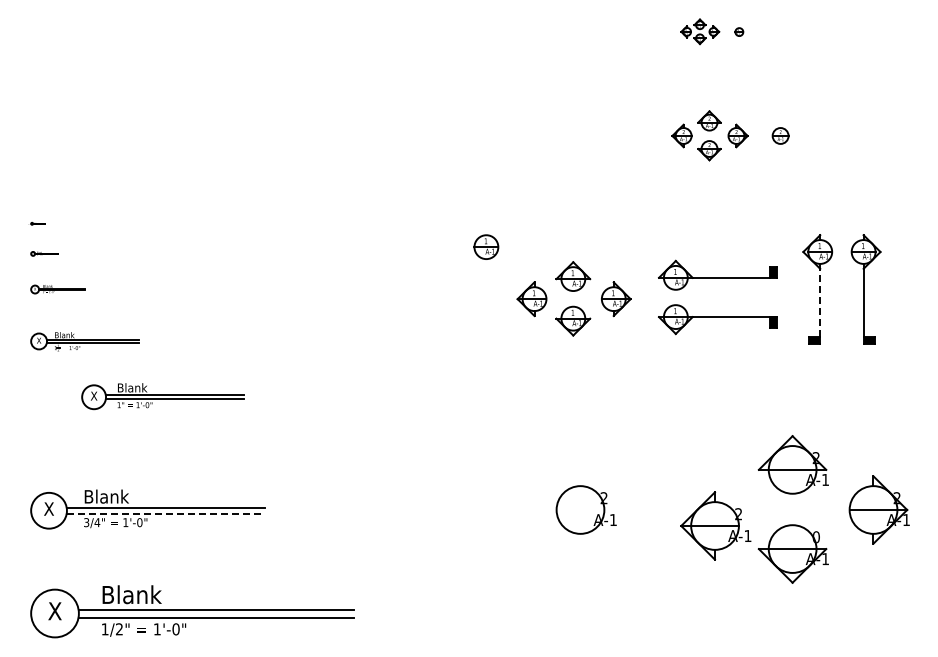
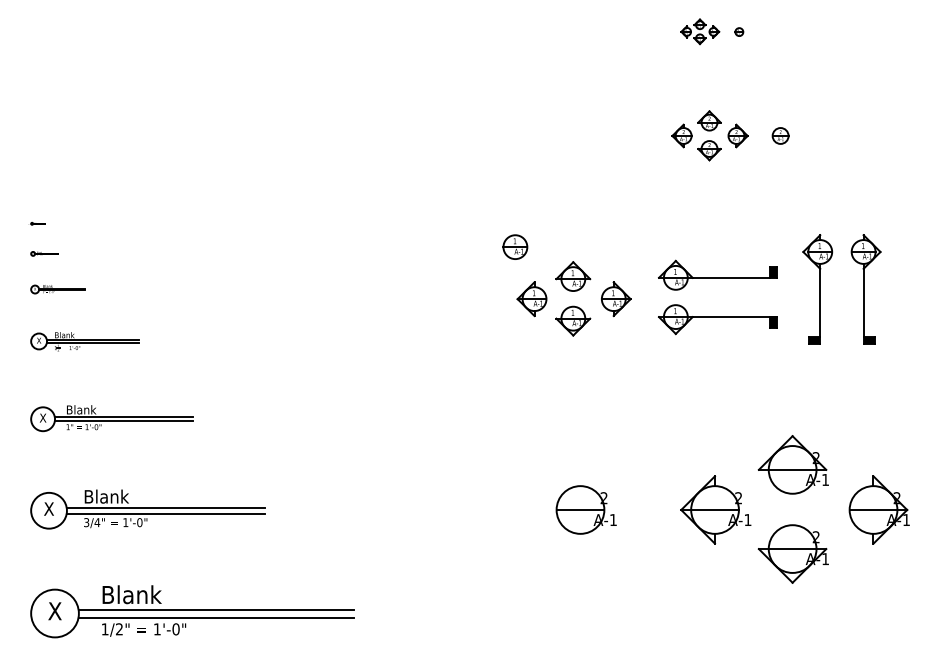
part position: (486, 246) -> (515, 246) (515, 246)
line: dashed -> solid (820, 300)
part position: (162, 396) -> (111, 418) (111, 418)
line: none -> present (580, 510)
line: dashed -> solid (165, 513)
part position: (715, 525) -> (715, 509) (715, 509)
text: 0 -> 2 (815, 537)
